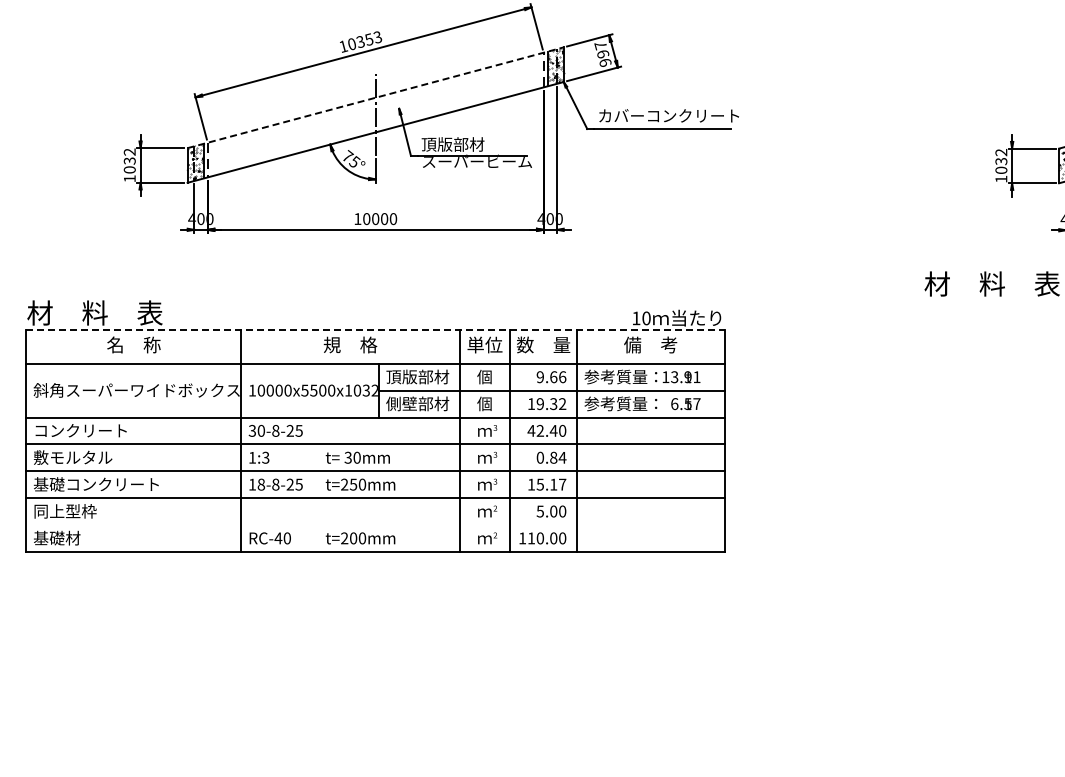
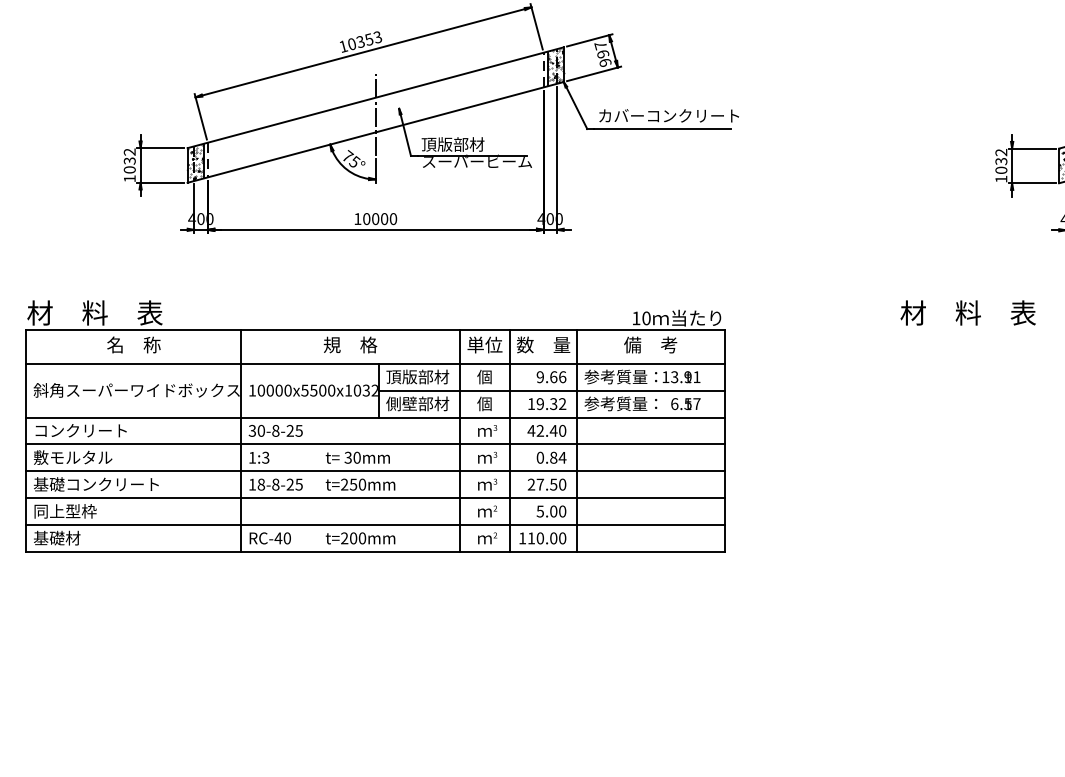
line: dashed -> solid (375, 97)
text position: (991, 283) -> (967, 312) (967, 312)
line: dashed -> solid (376, 330)
text: 15.17 -> 27.50 (546, 484)
line: none -> present (375, 524)
